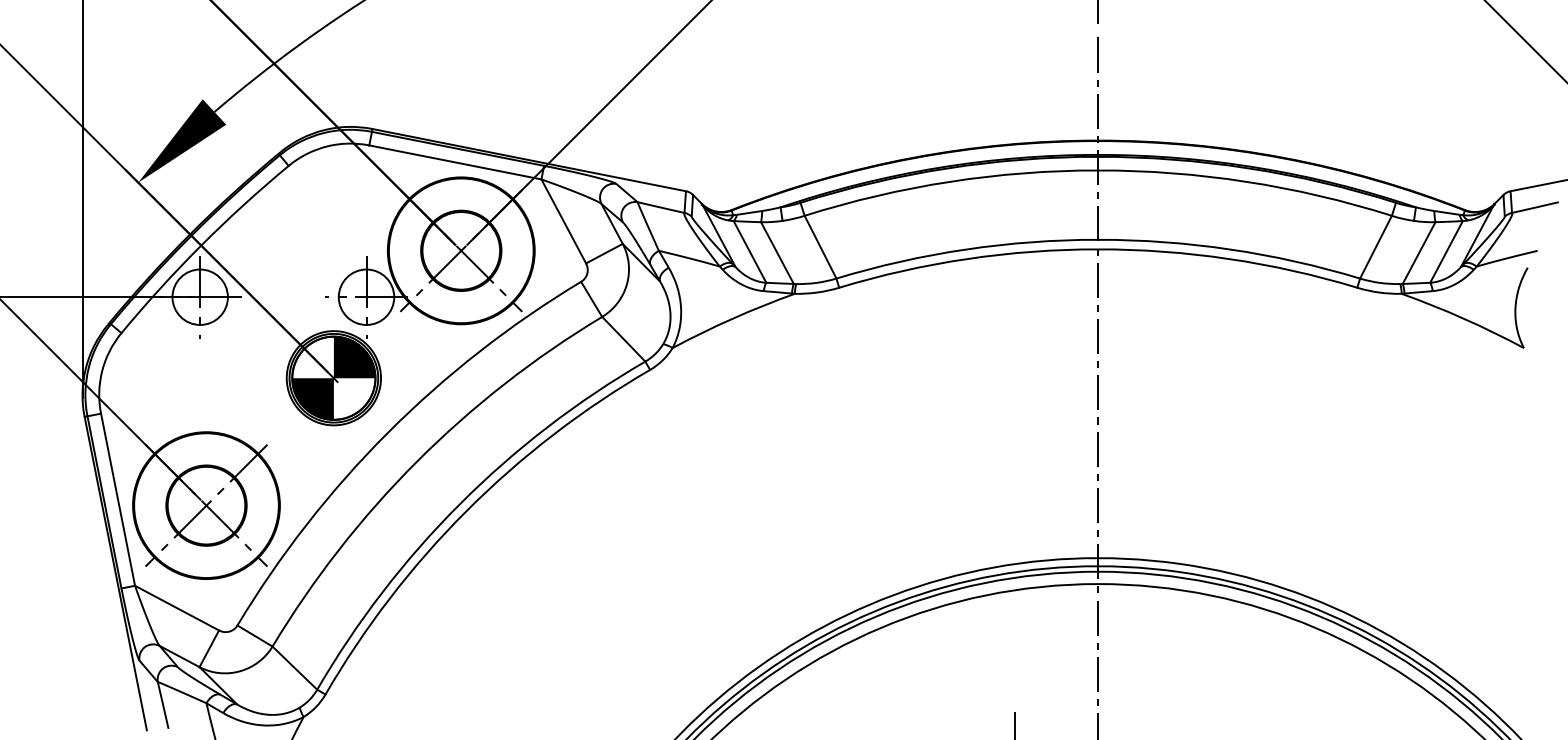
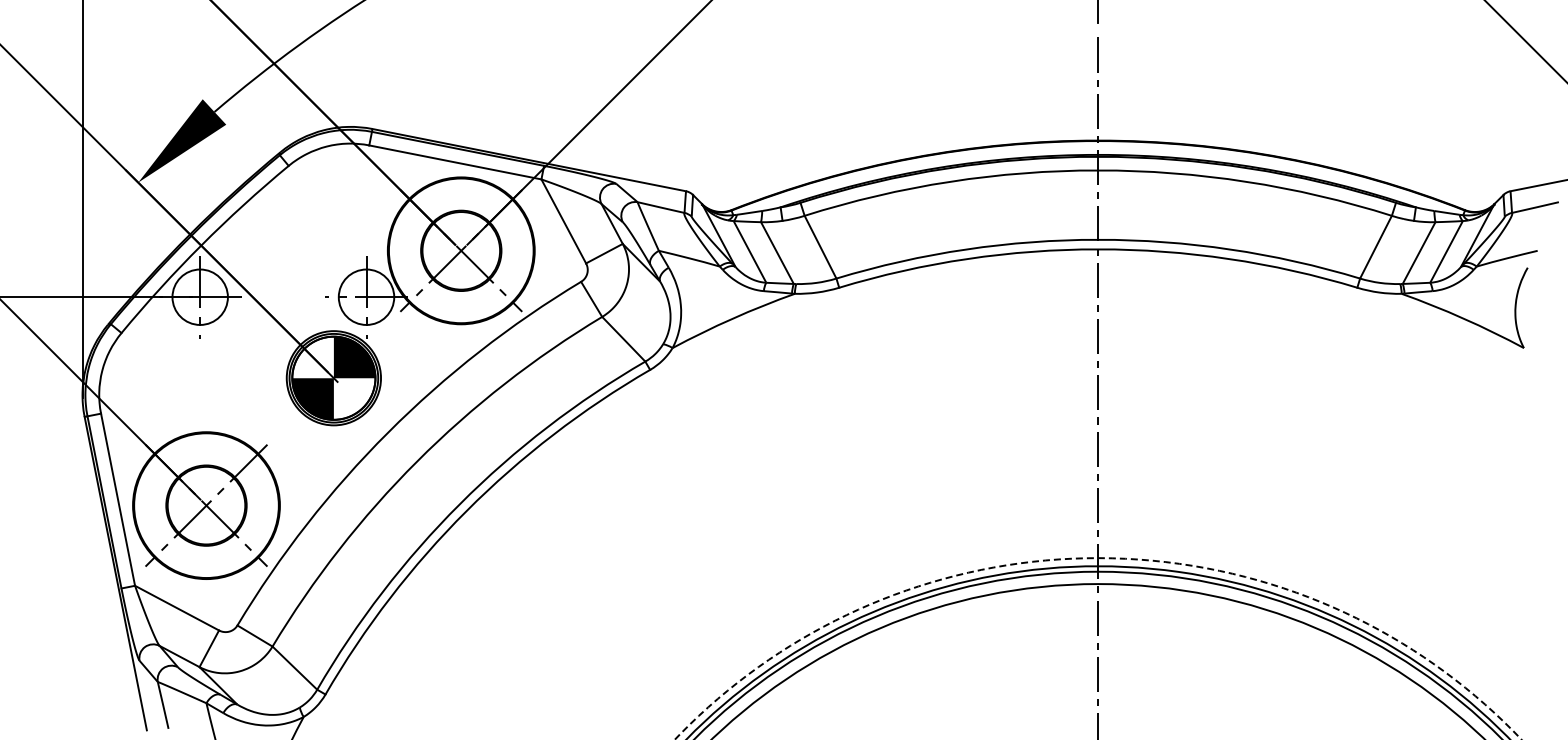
arc: solid -> dashed (1098, 558)
line: present -> none (1014, 724)
